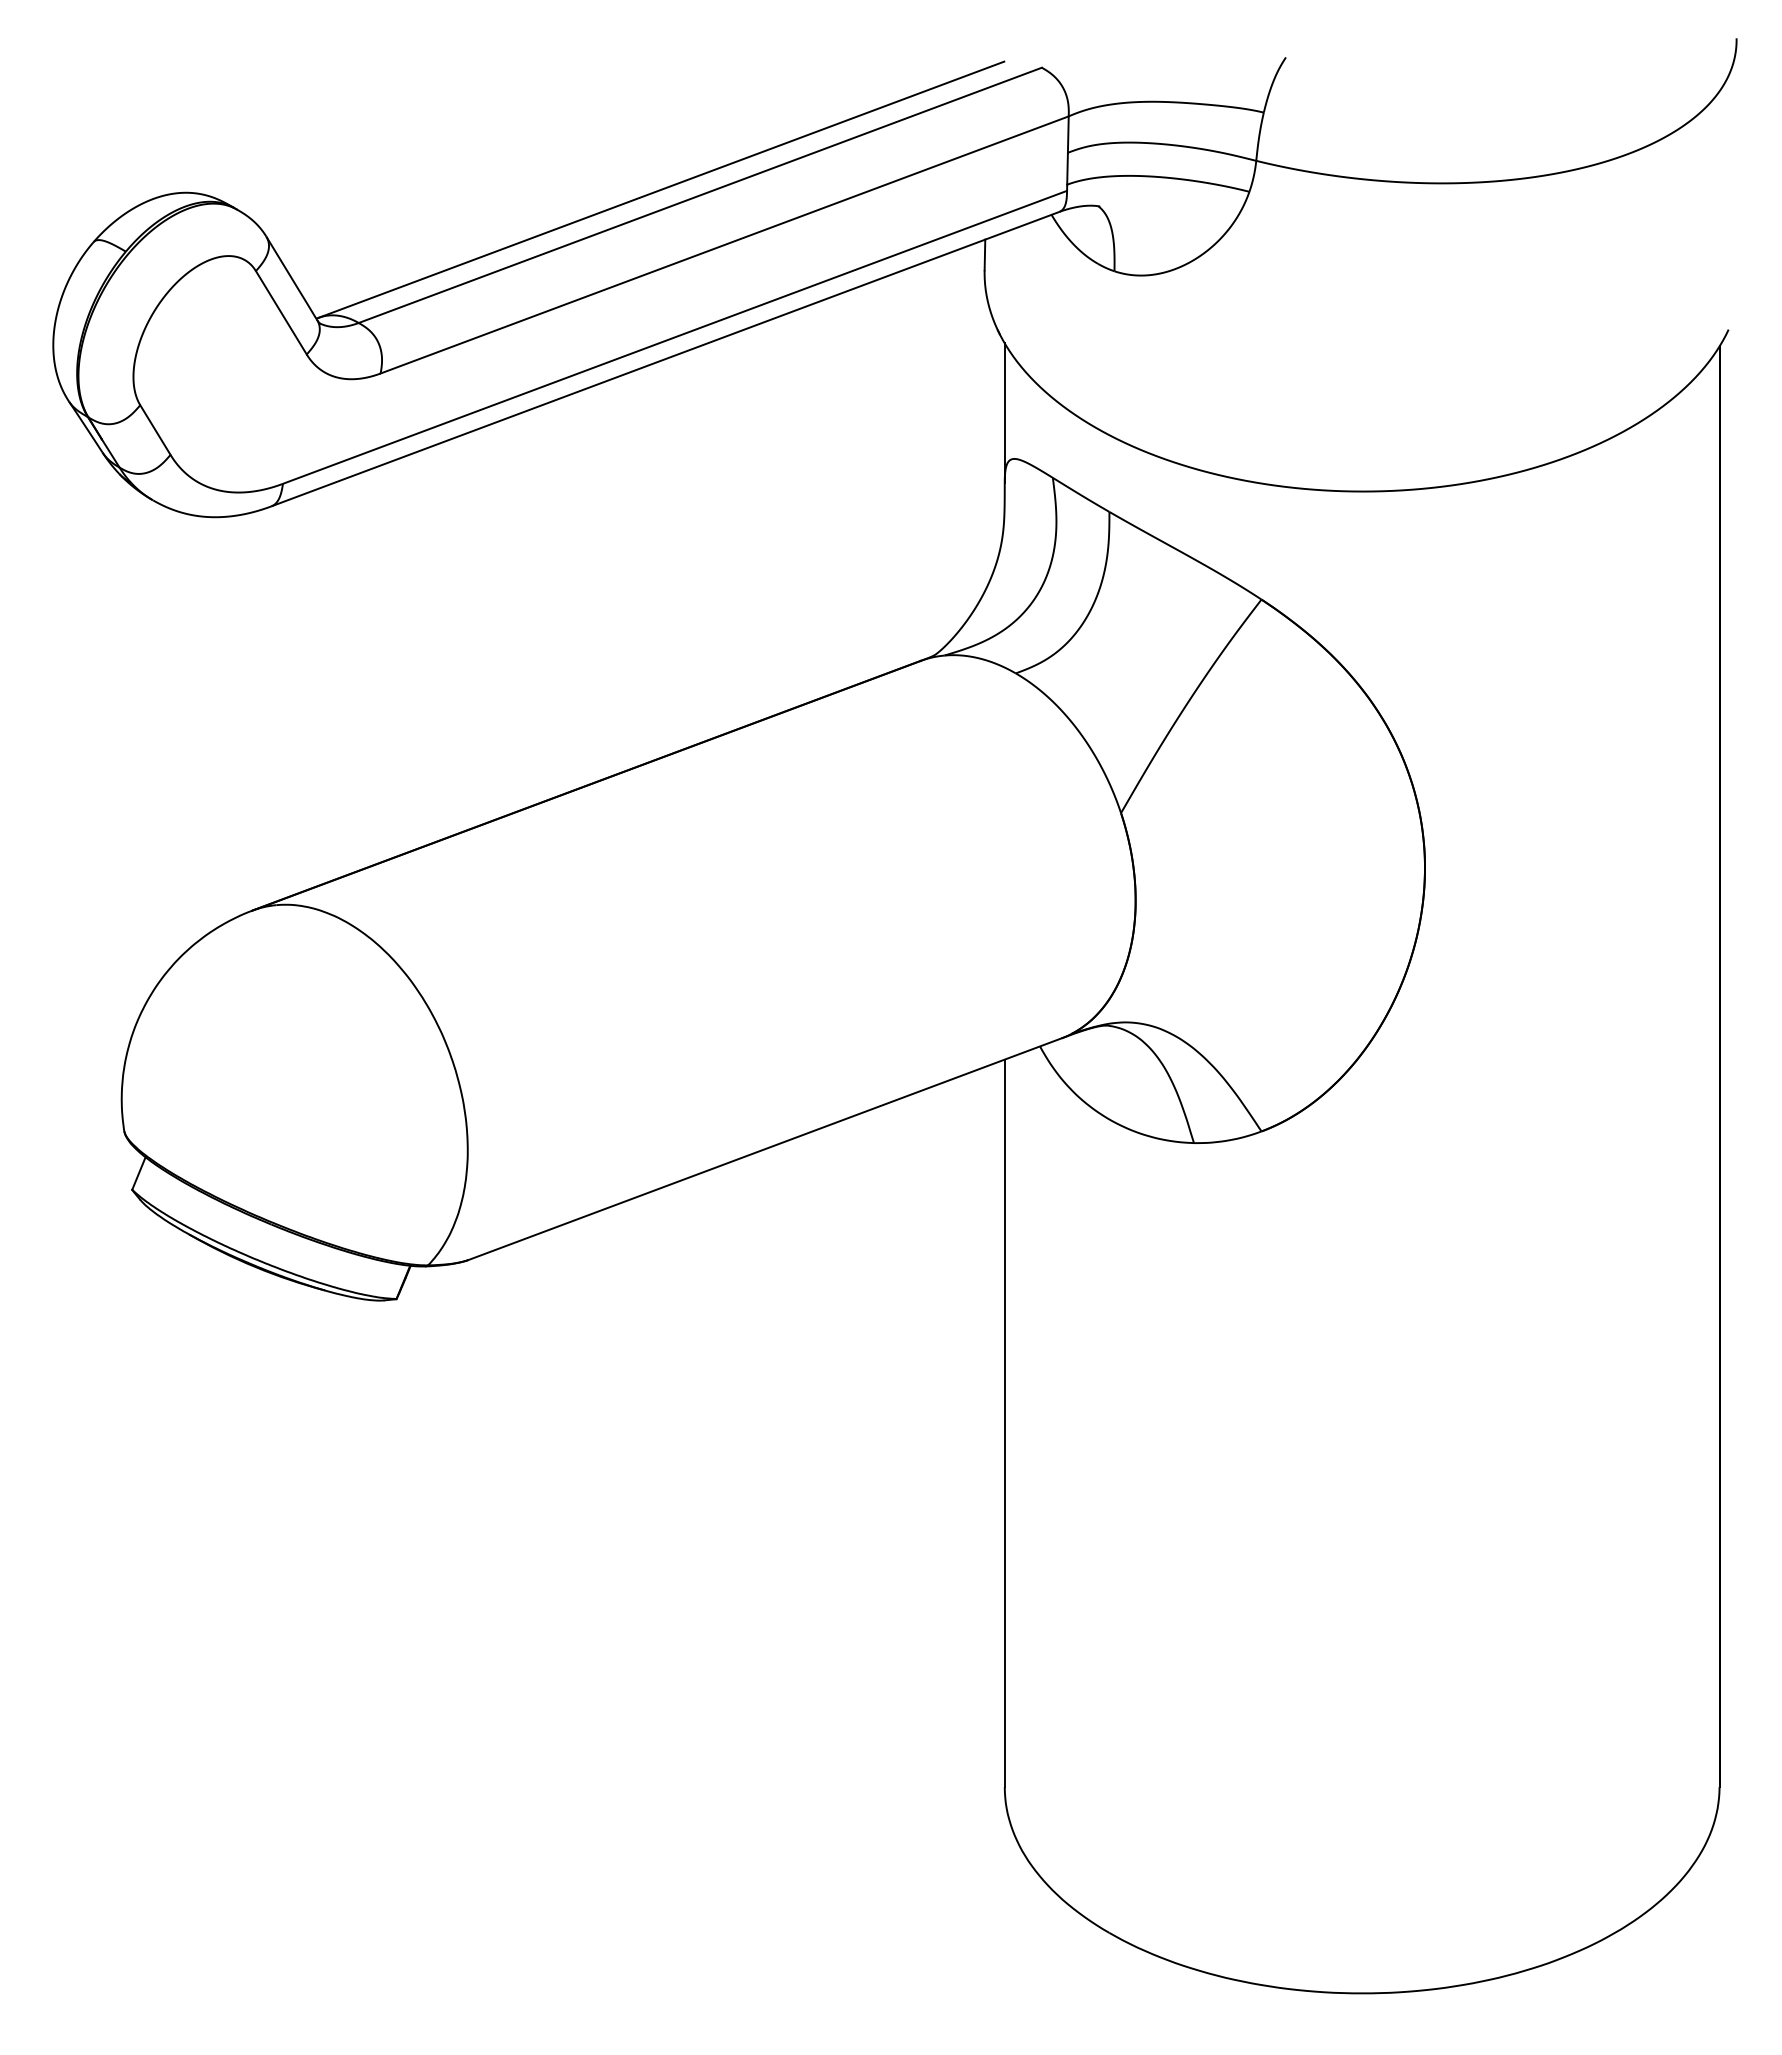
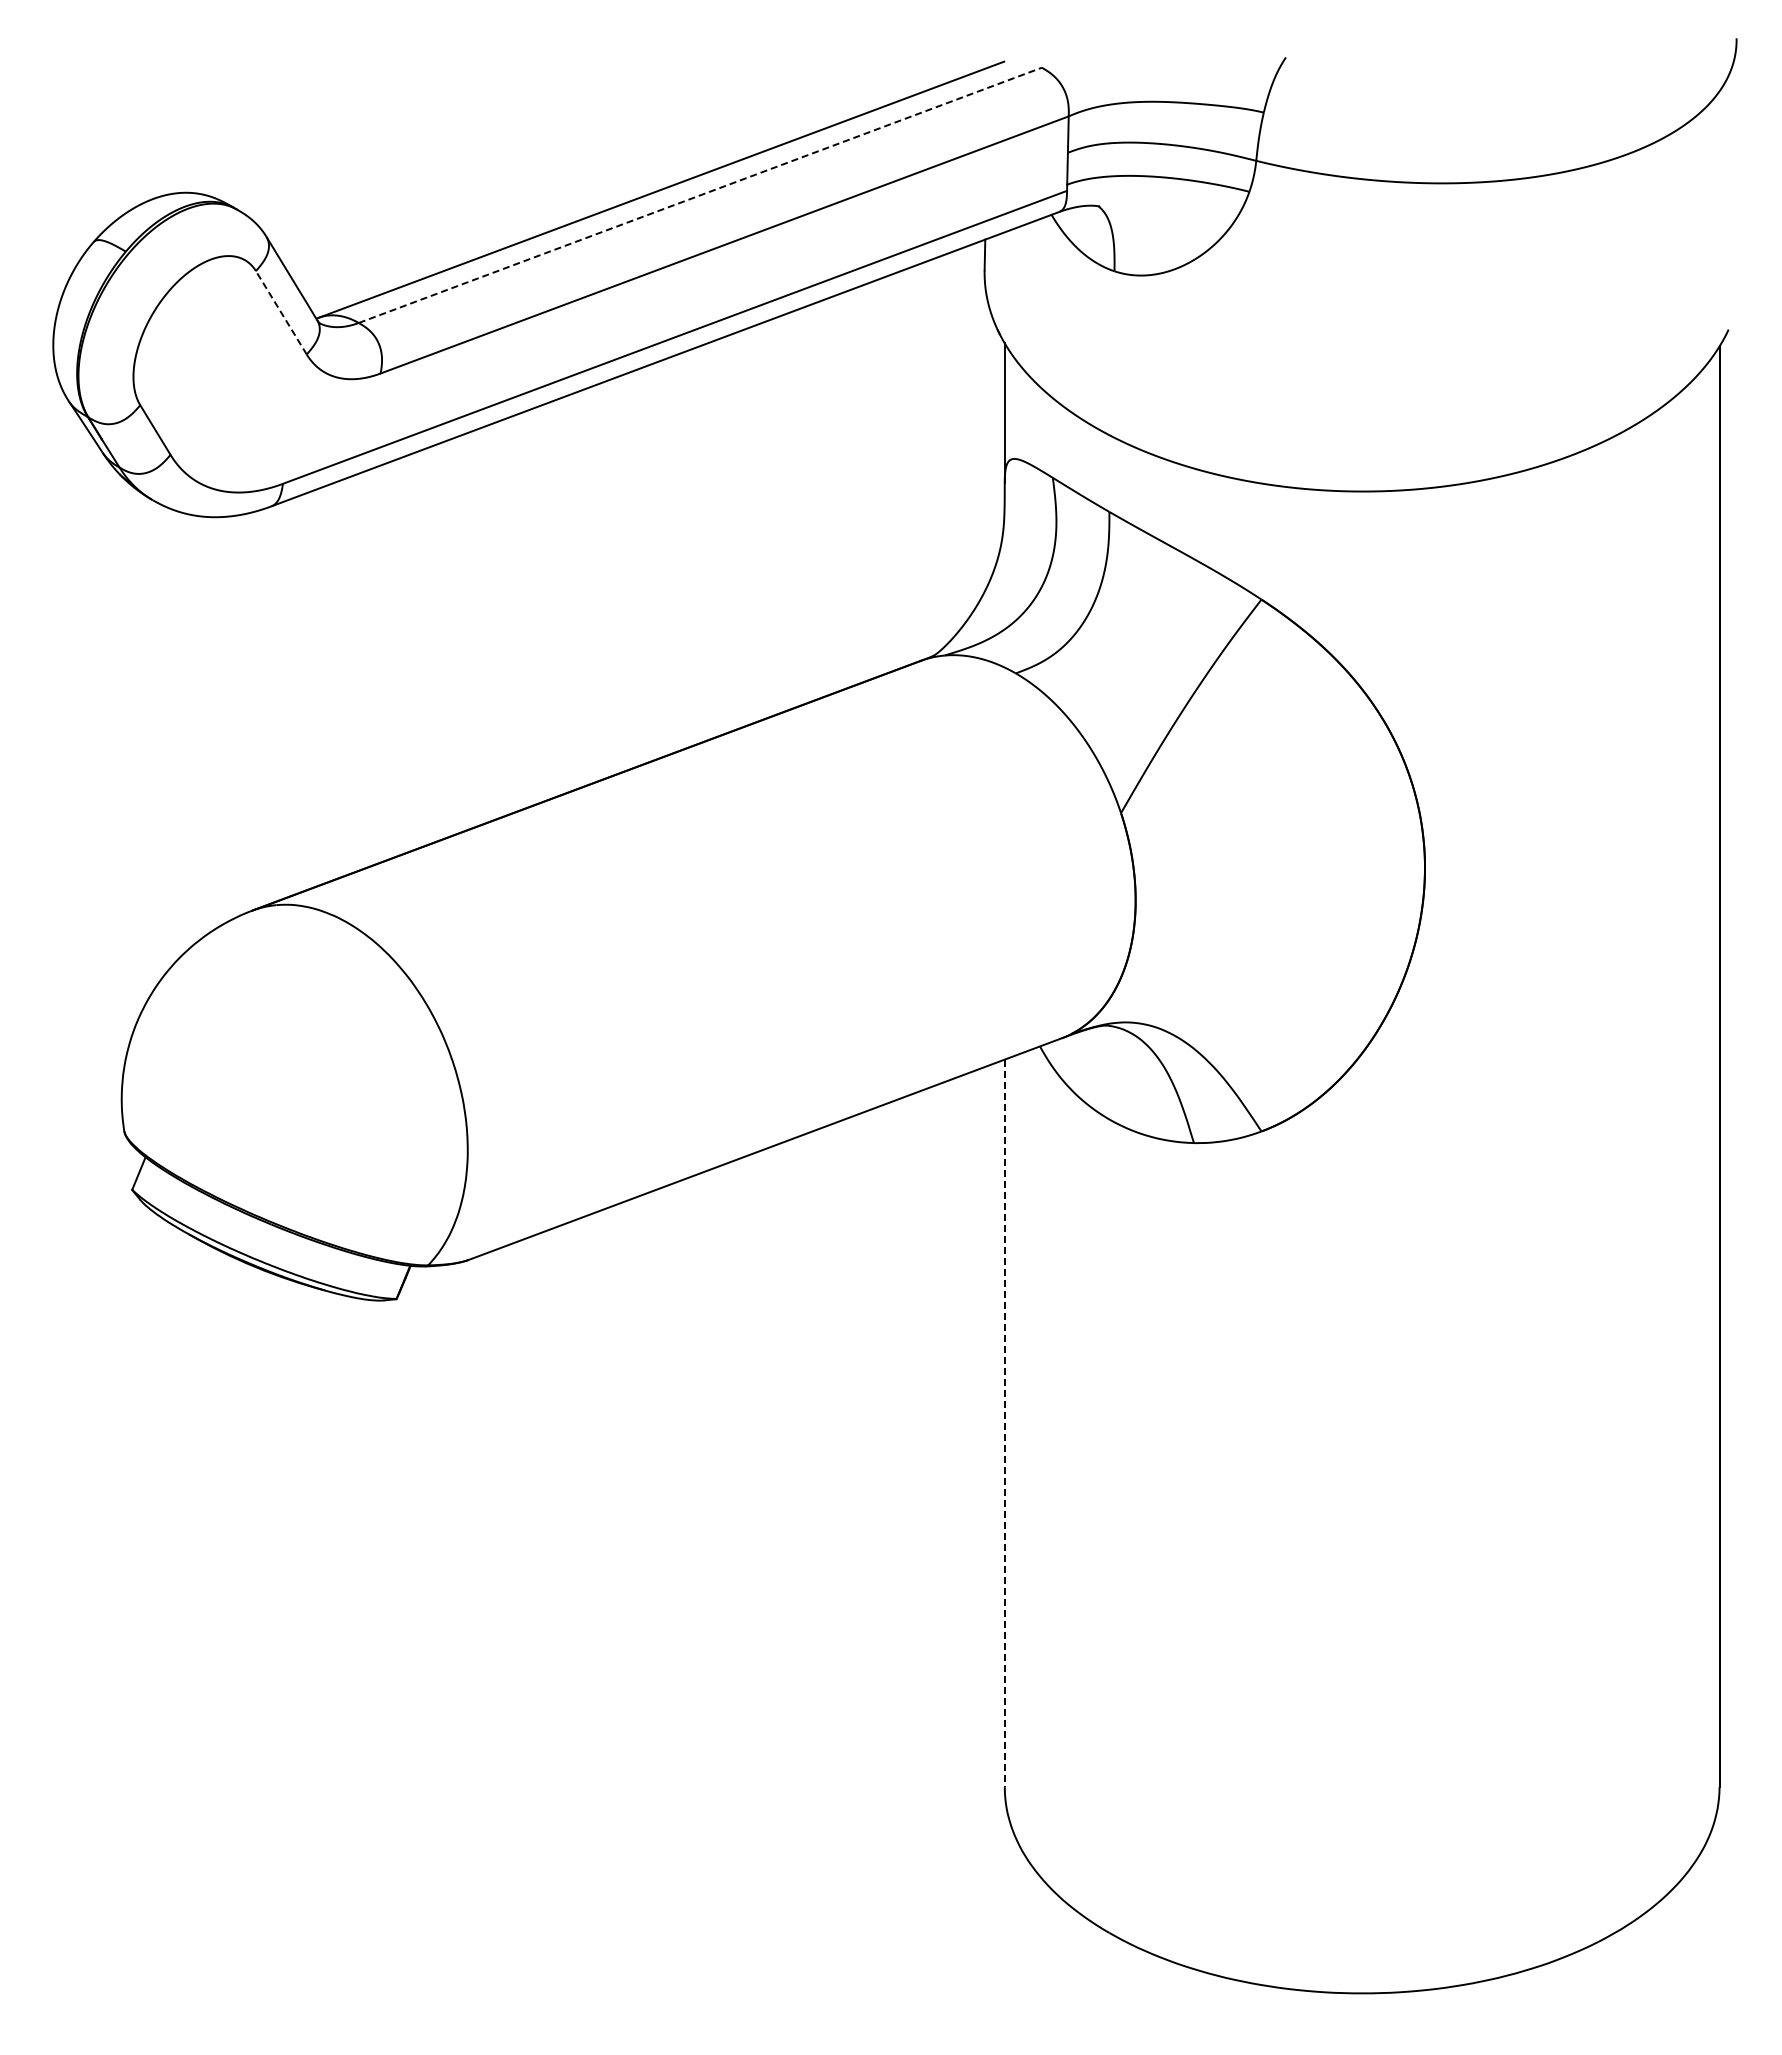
line: solid -> dashed (700, 195)
line: solid -> dashed (281, 312)
line: solid -> dashed (1004, 1423)
